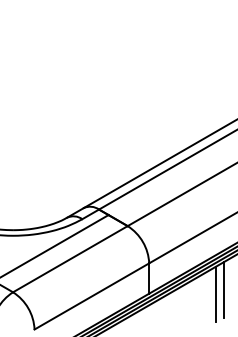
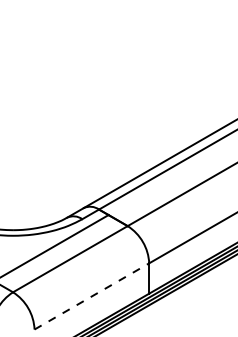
line: present -> none (224, 290)
line: present -> none (216, 294)
line: solid -> dashed (92, 296)
